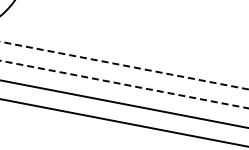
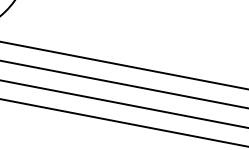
line: dashed -> solid (125, 65)
line: dashed -> solid (124, 84)
